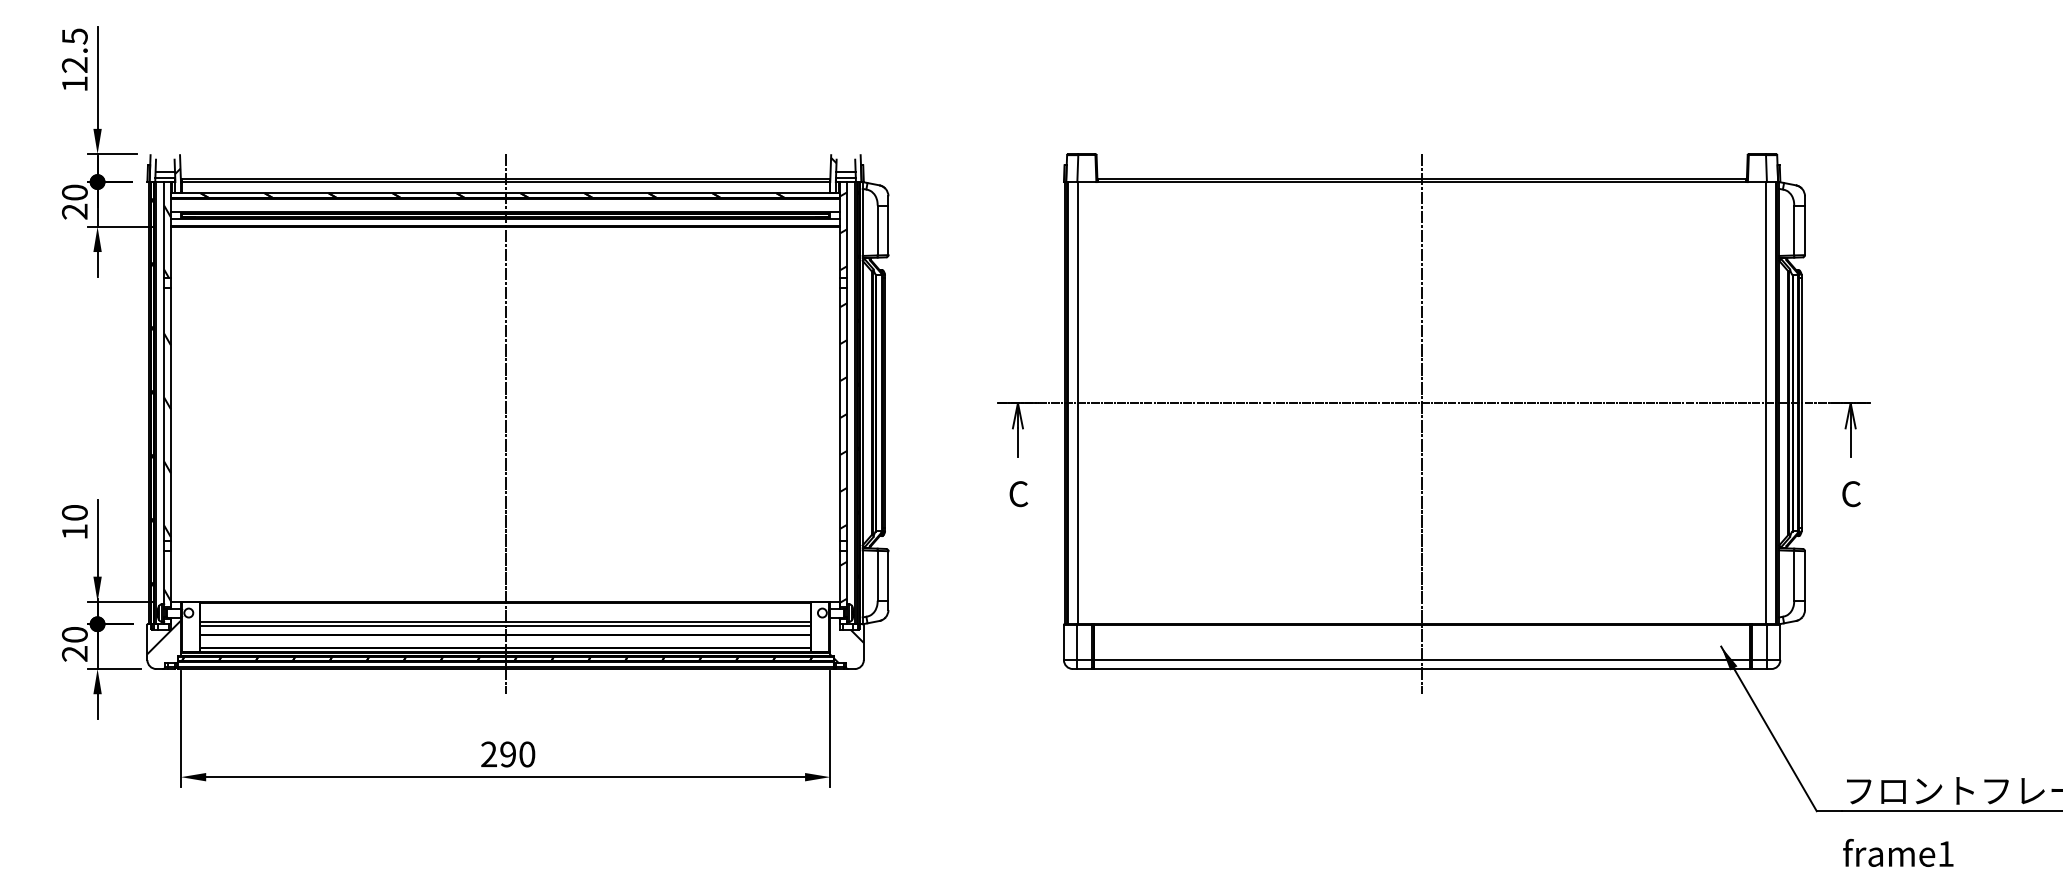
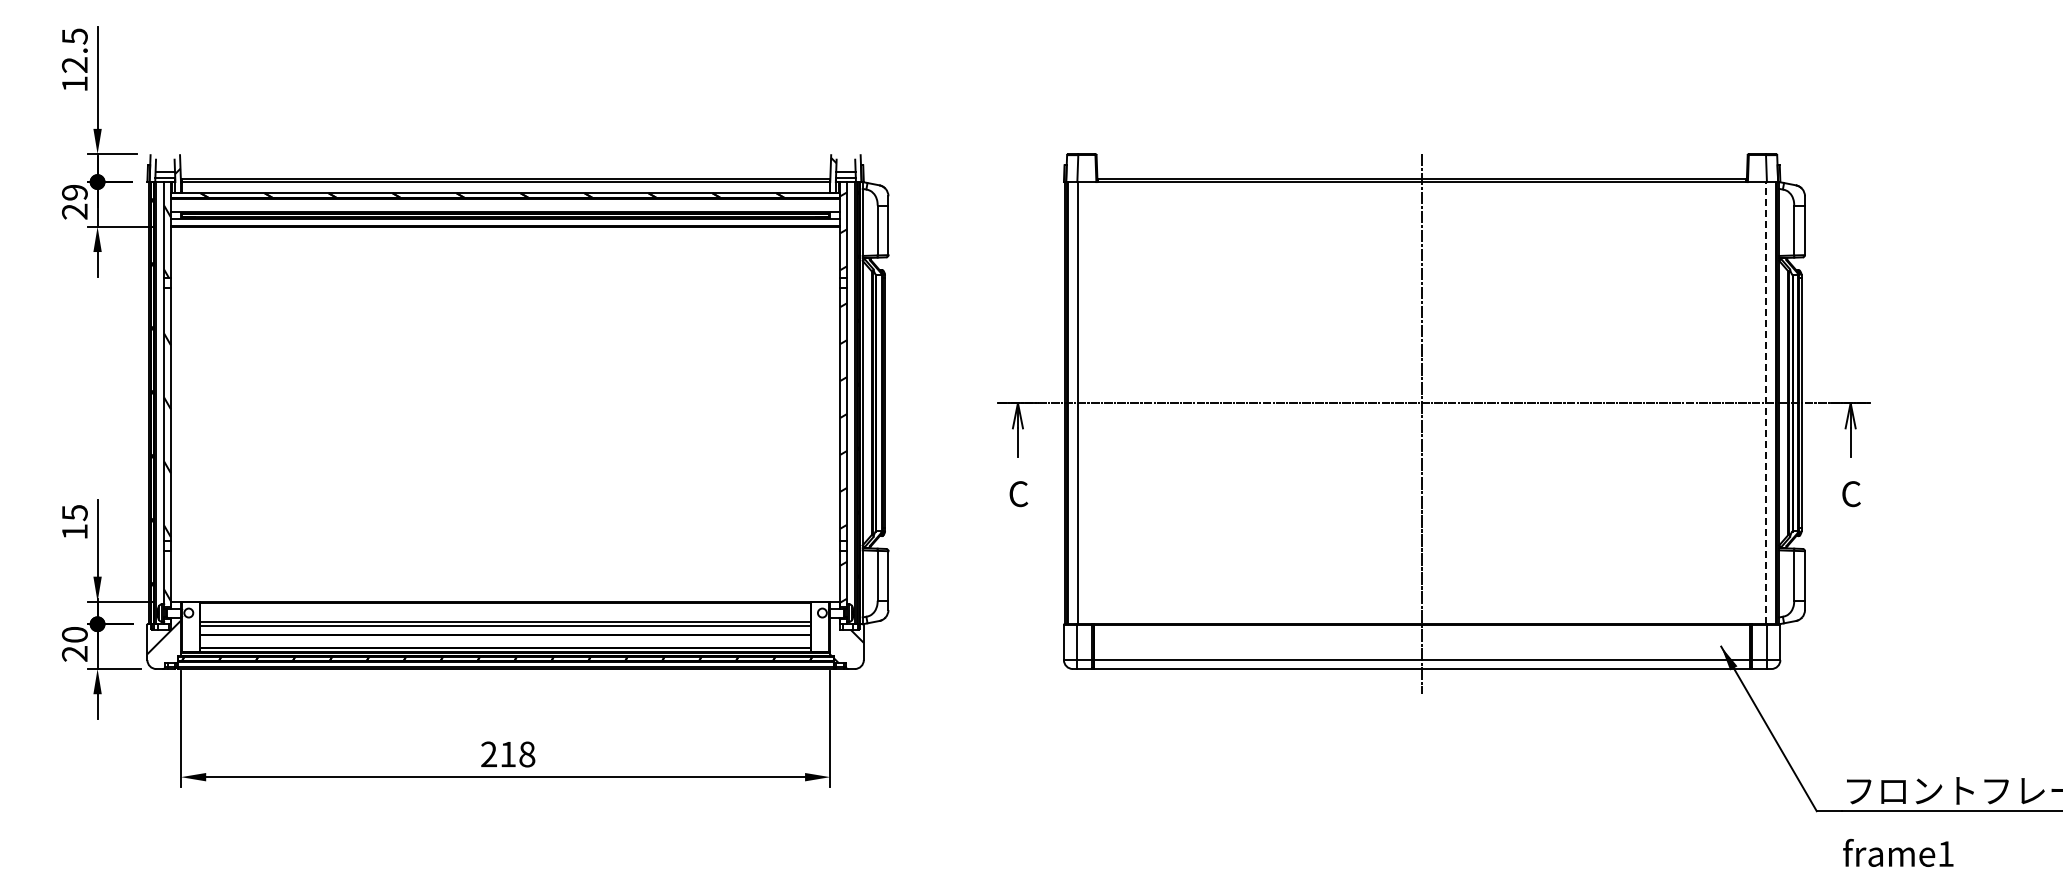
text: 20 -> 29 (74, 192)
line: solid -> dashed (1766, 402)
line: present -> none (505, 423)
text: 10 -> 15 (74, 513)
text: 290 -> 218 (517, 754)
